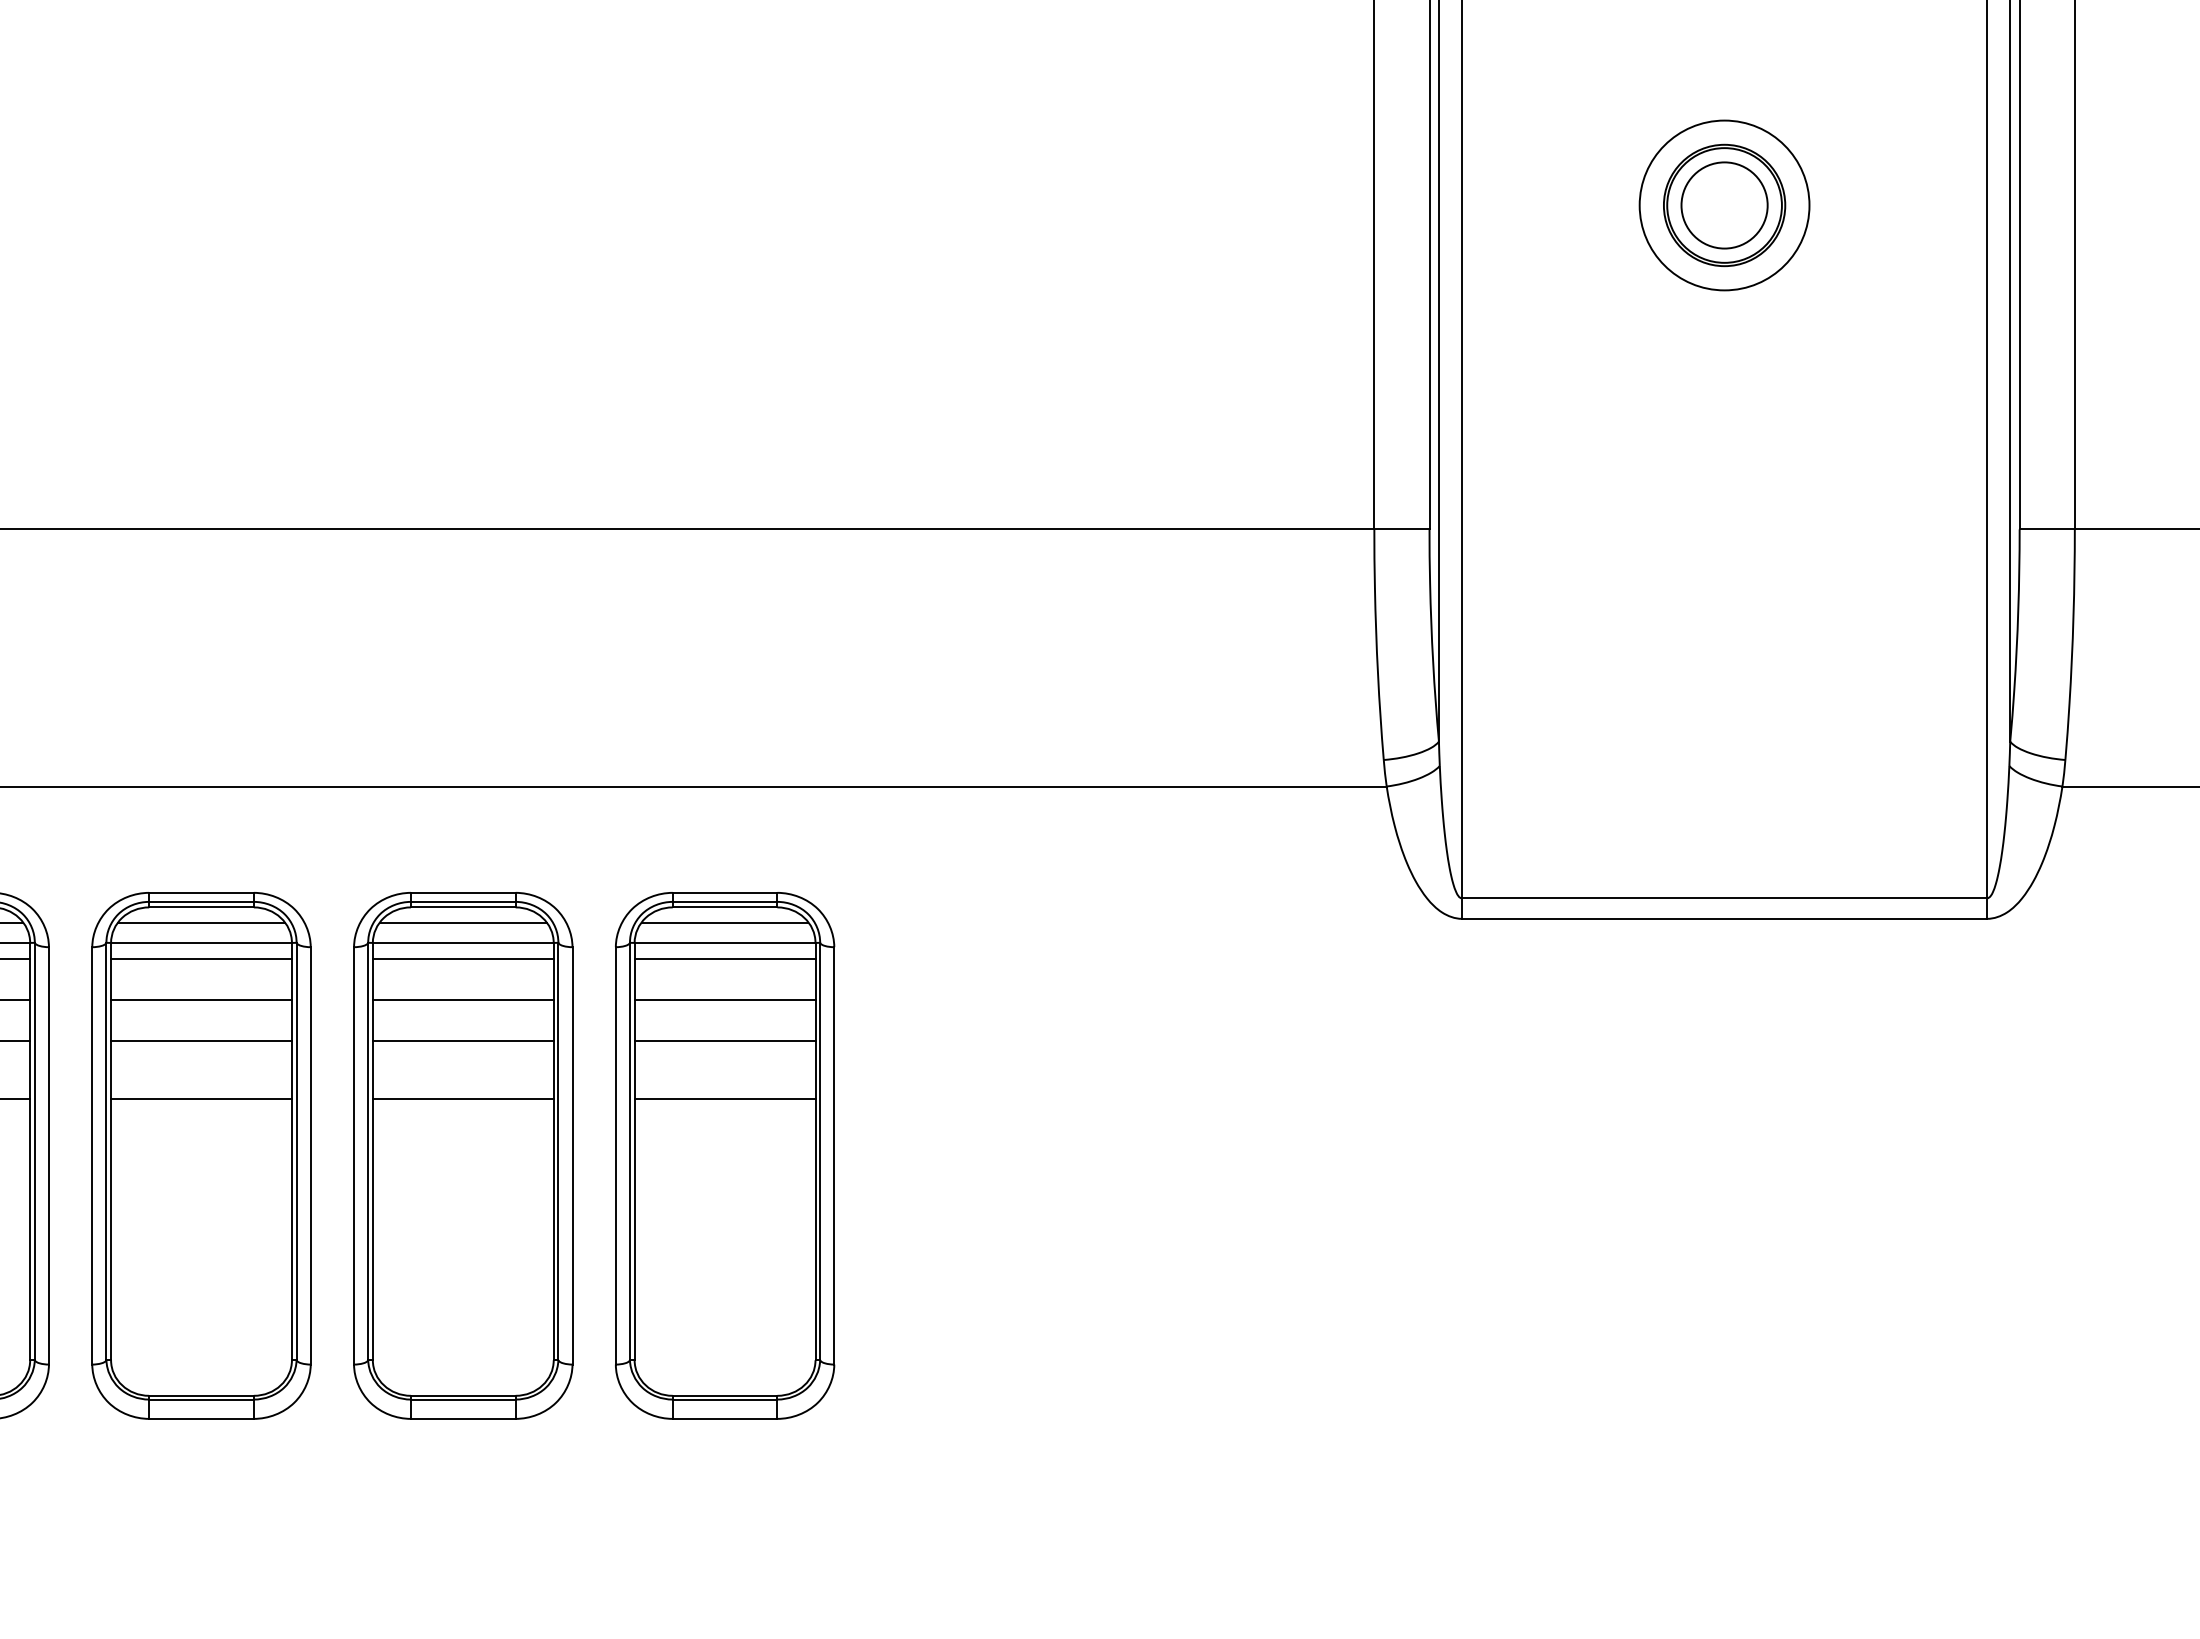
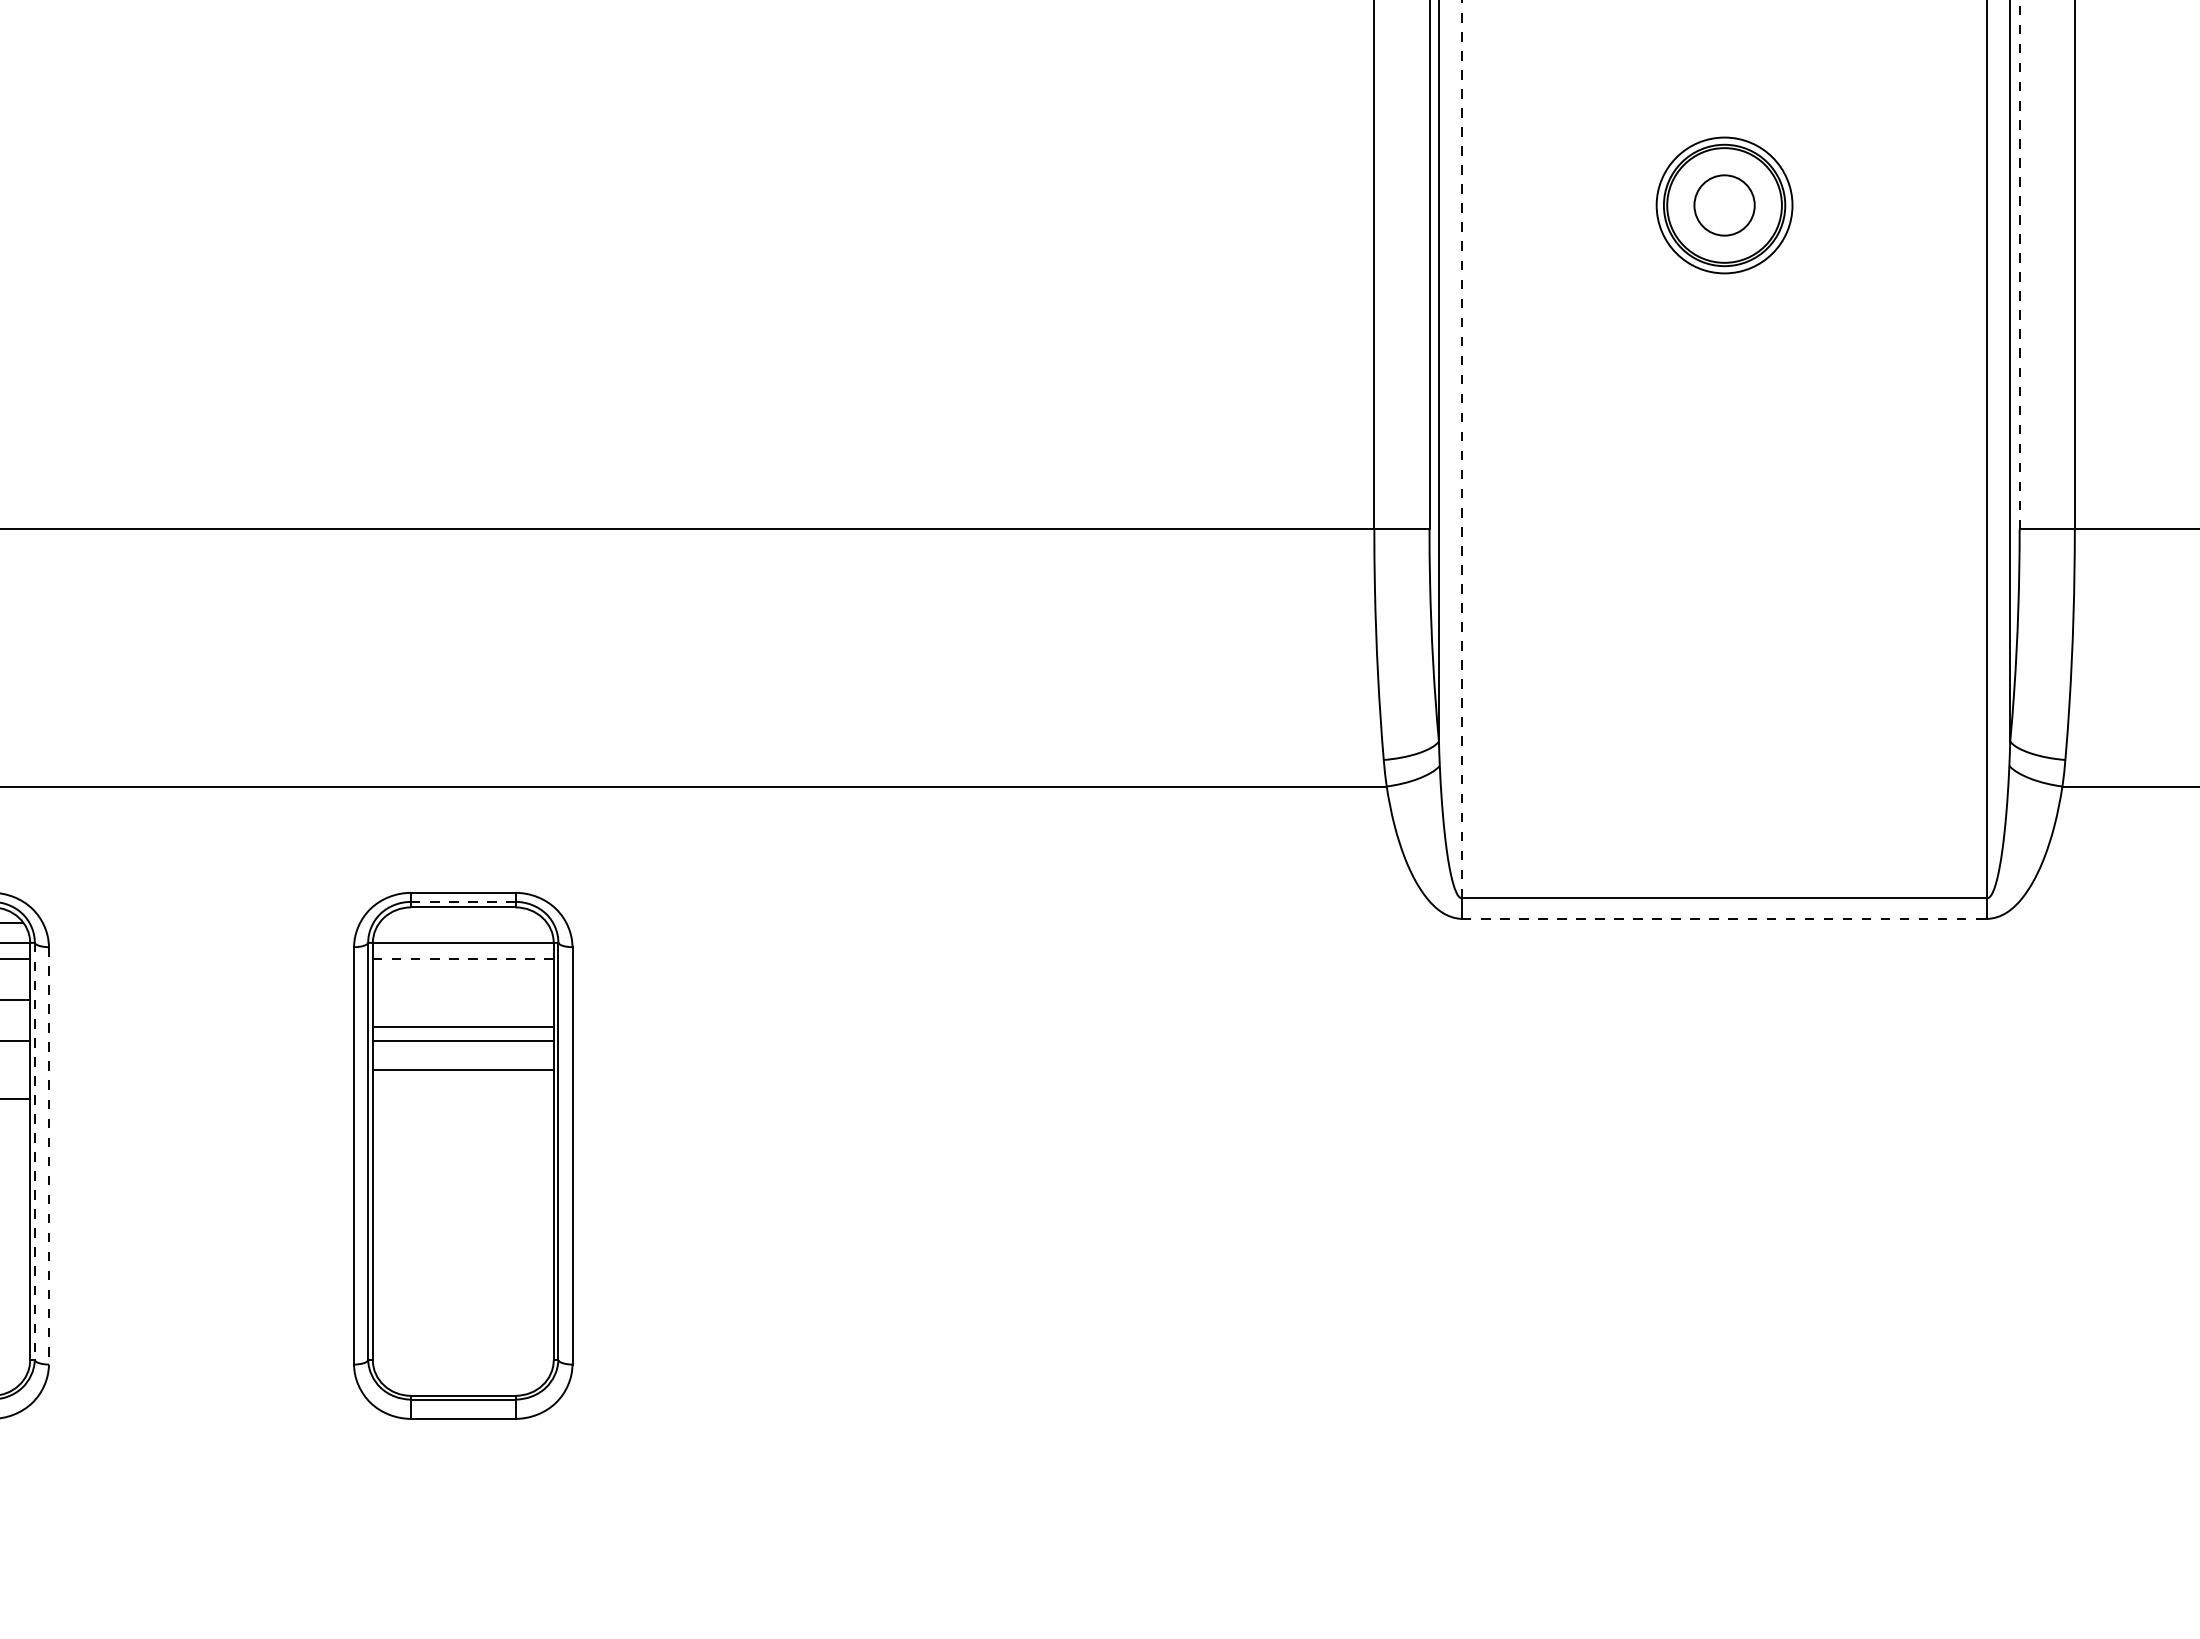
circle diameter: 170 px -> 136 px (1724, 205)
circle diameter: 86 px -> 60 px (1724, 205)
line: solid -> dashed (2019, 264)
line: solid -> dashed (1461, 449)
line: solid -> dashed (463, 901)
line: solid -> dashed (1724, 918)
line: present -> none (462, 922)
line: solid -> dashed (463, 958)
line position: (462, 999) -> (462, 1026) (462, 1026)
line position: (462, 1098) -> (462, 1069) (462, 1069)
line: solid -> dashed (34, 1151)
line: solid -> dashed (48, 1155)
part: present -> none (201, 1155)
part: present -> none (725, 1155)
